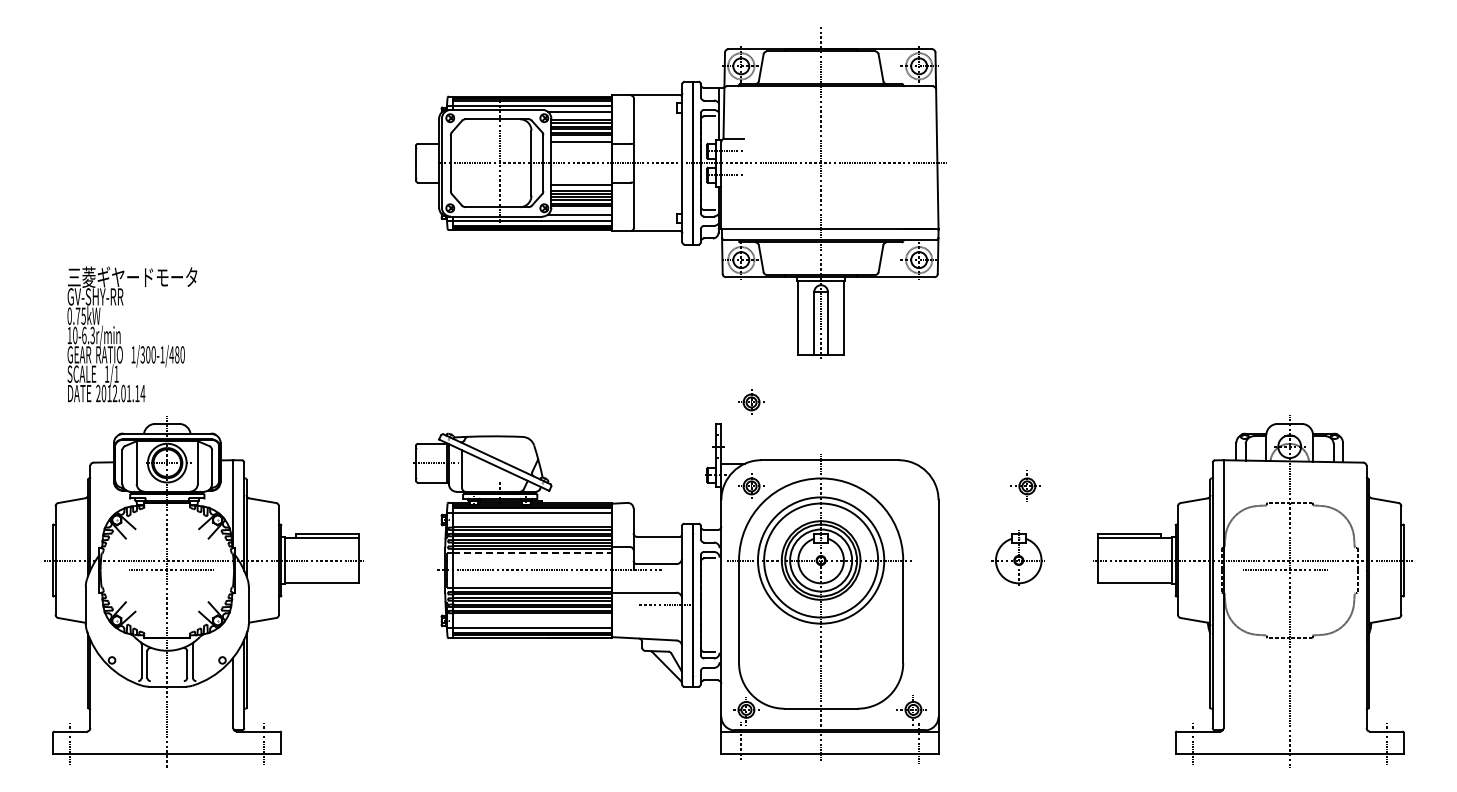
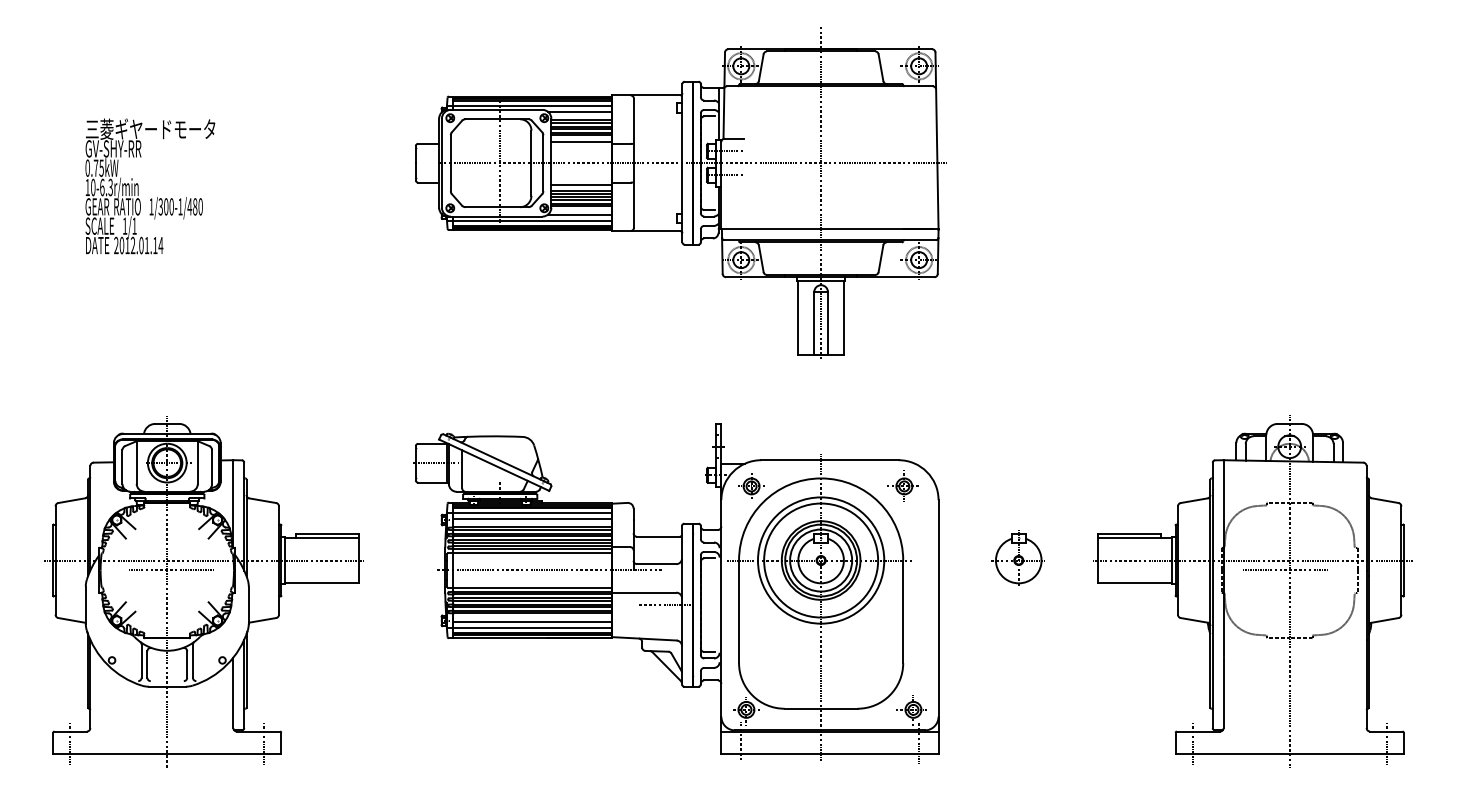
text position: (132, 334) -> (150, 186) (150, 186)
part: present -> none (751, 401)
part position: (1025, 485) -> (902, 485) (902, 485)
line: none -> present (532, 518)
line: dashed -> solid (533, 553)
line: none -> present (532, 622)
